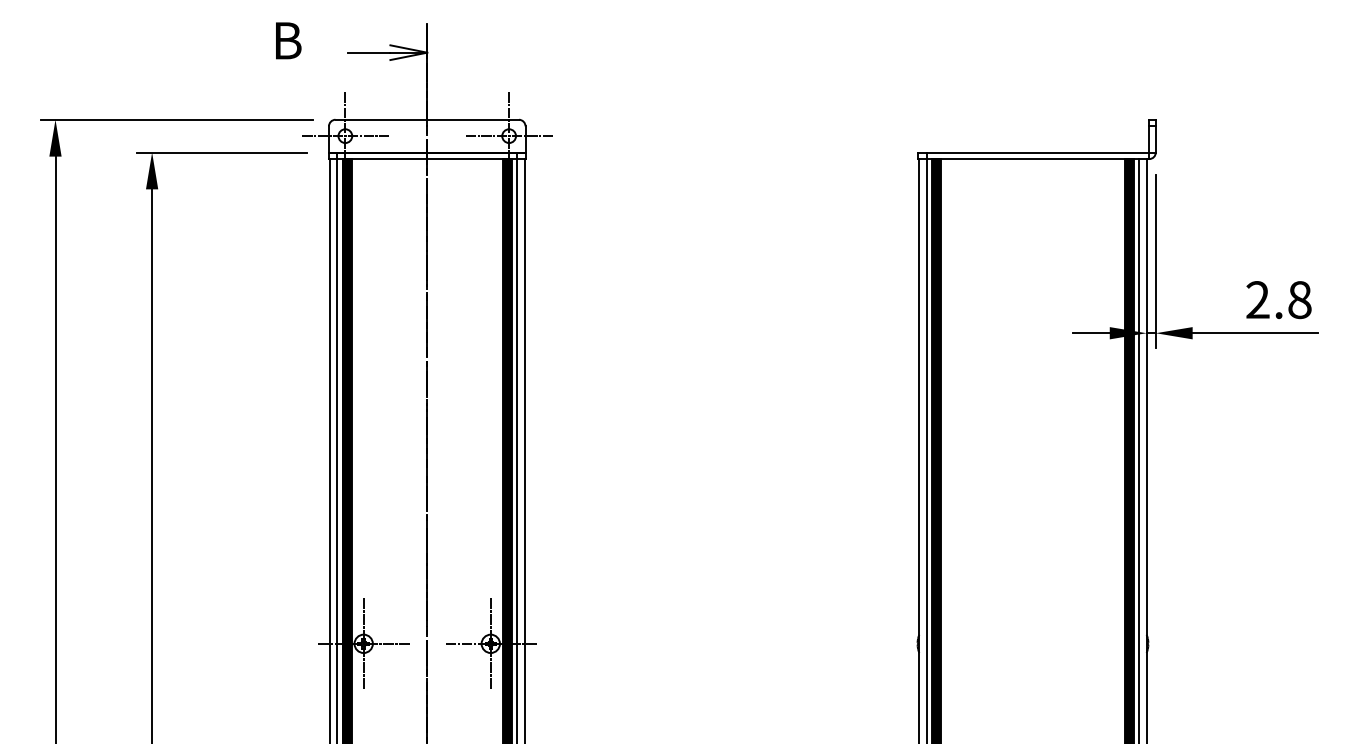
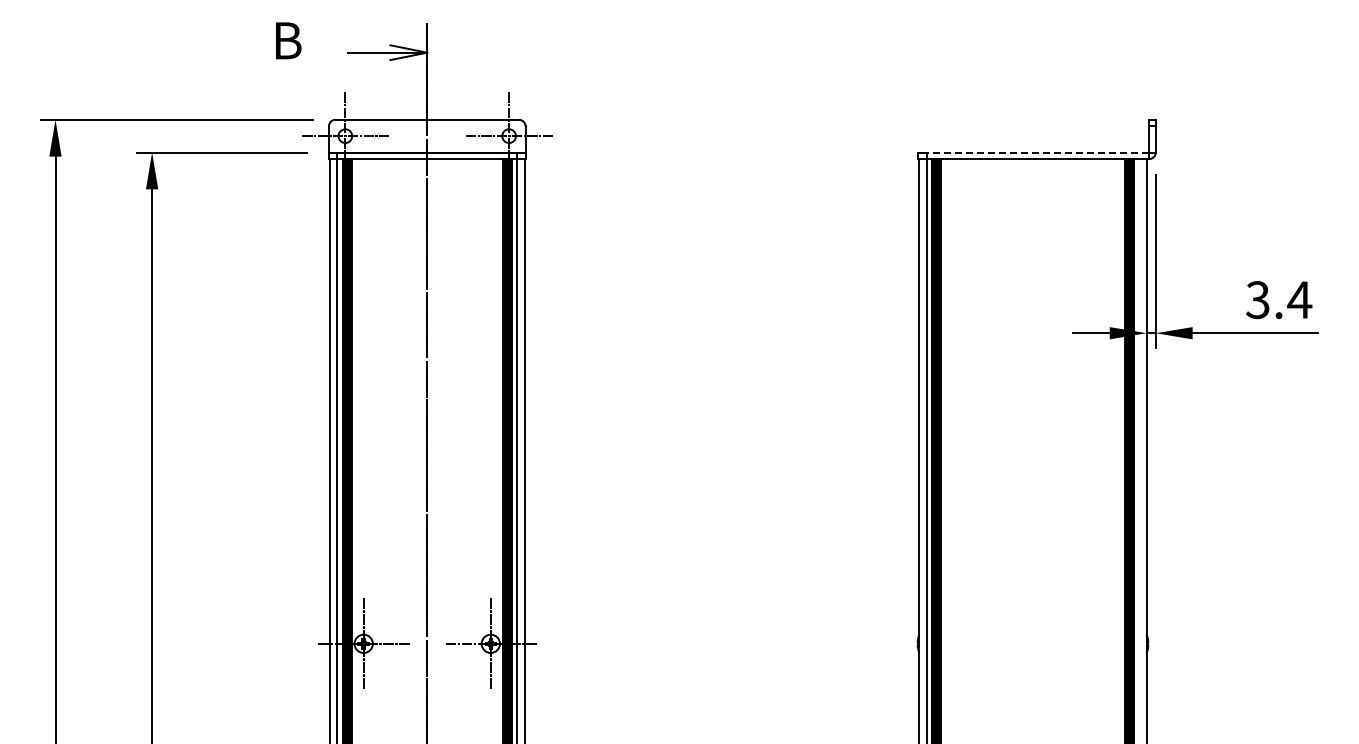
line: solid -> dashed (1037, 152)
text: 2.8 -> 3.4 (1279, 300)
line: present -> none (1139, 449)
